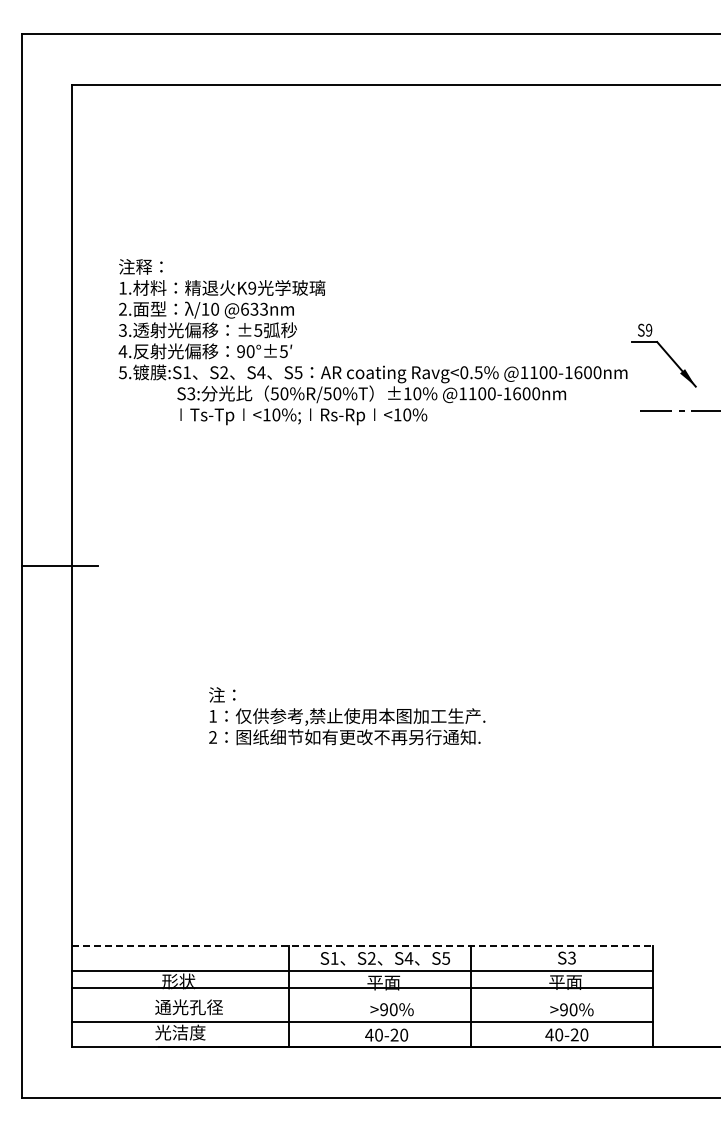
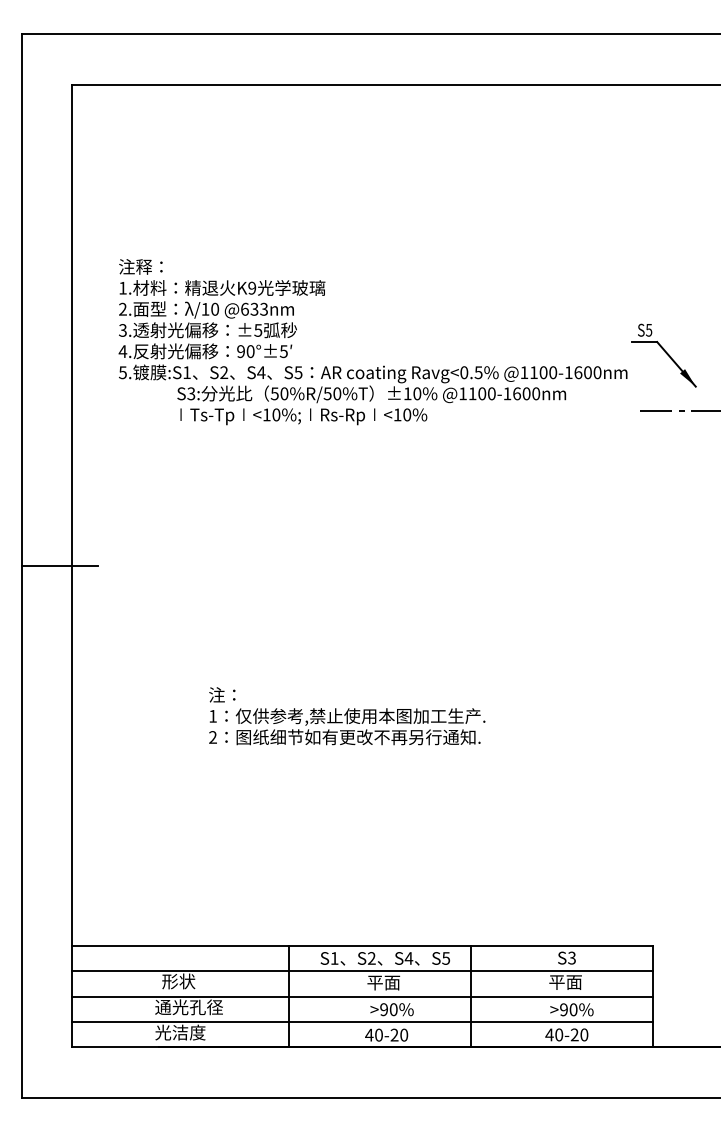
text: S9 -> S5 (649, 329)
line: dashed -> solid (363, 946)
line position: (362, 987) -> (362, 996) (362, 996)
